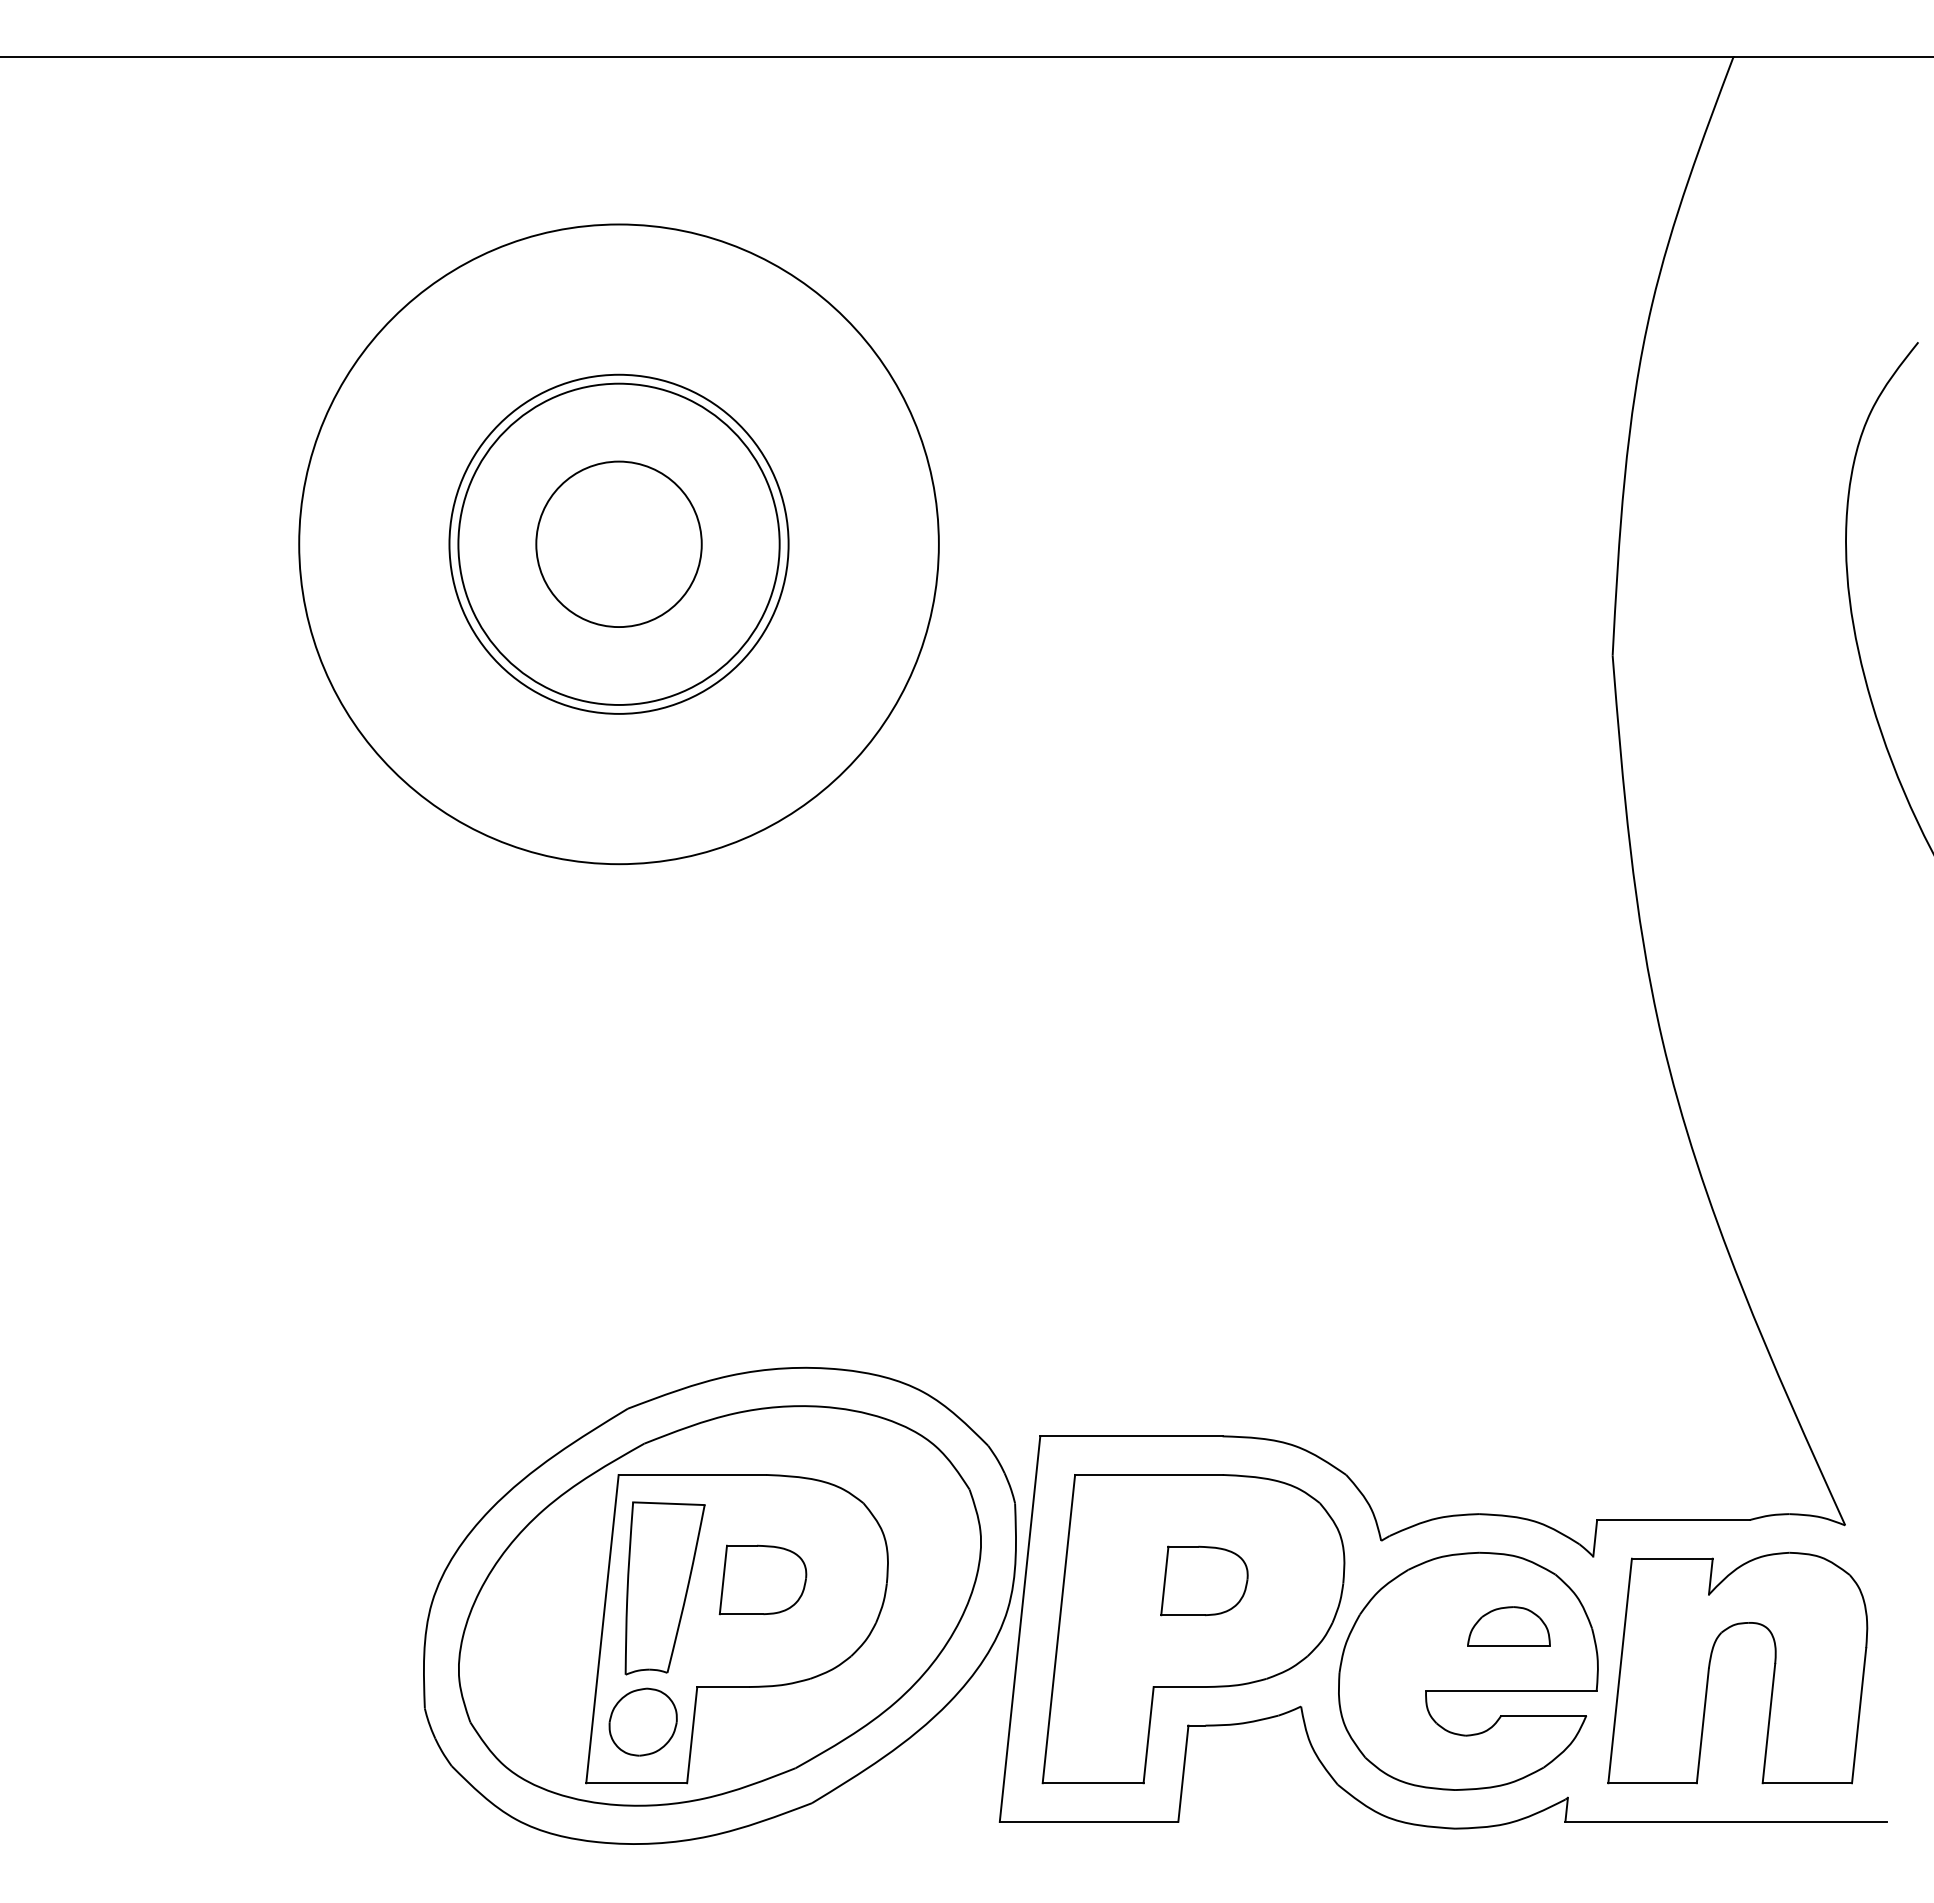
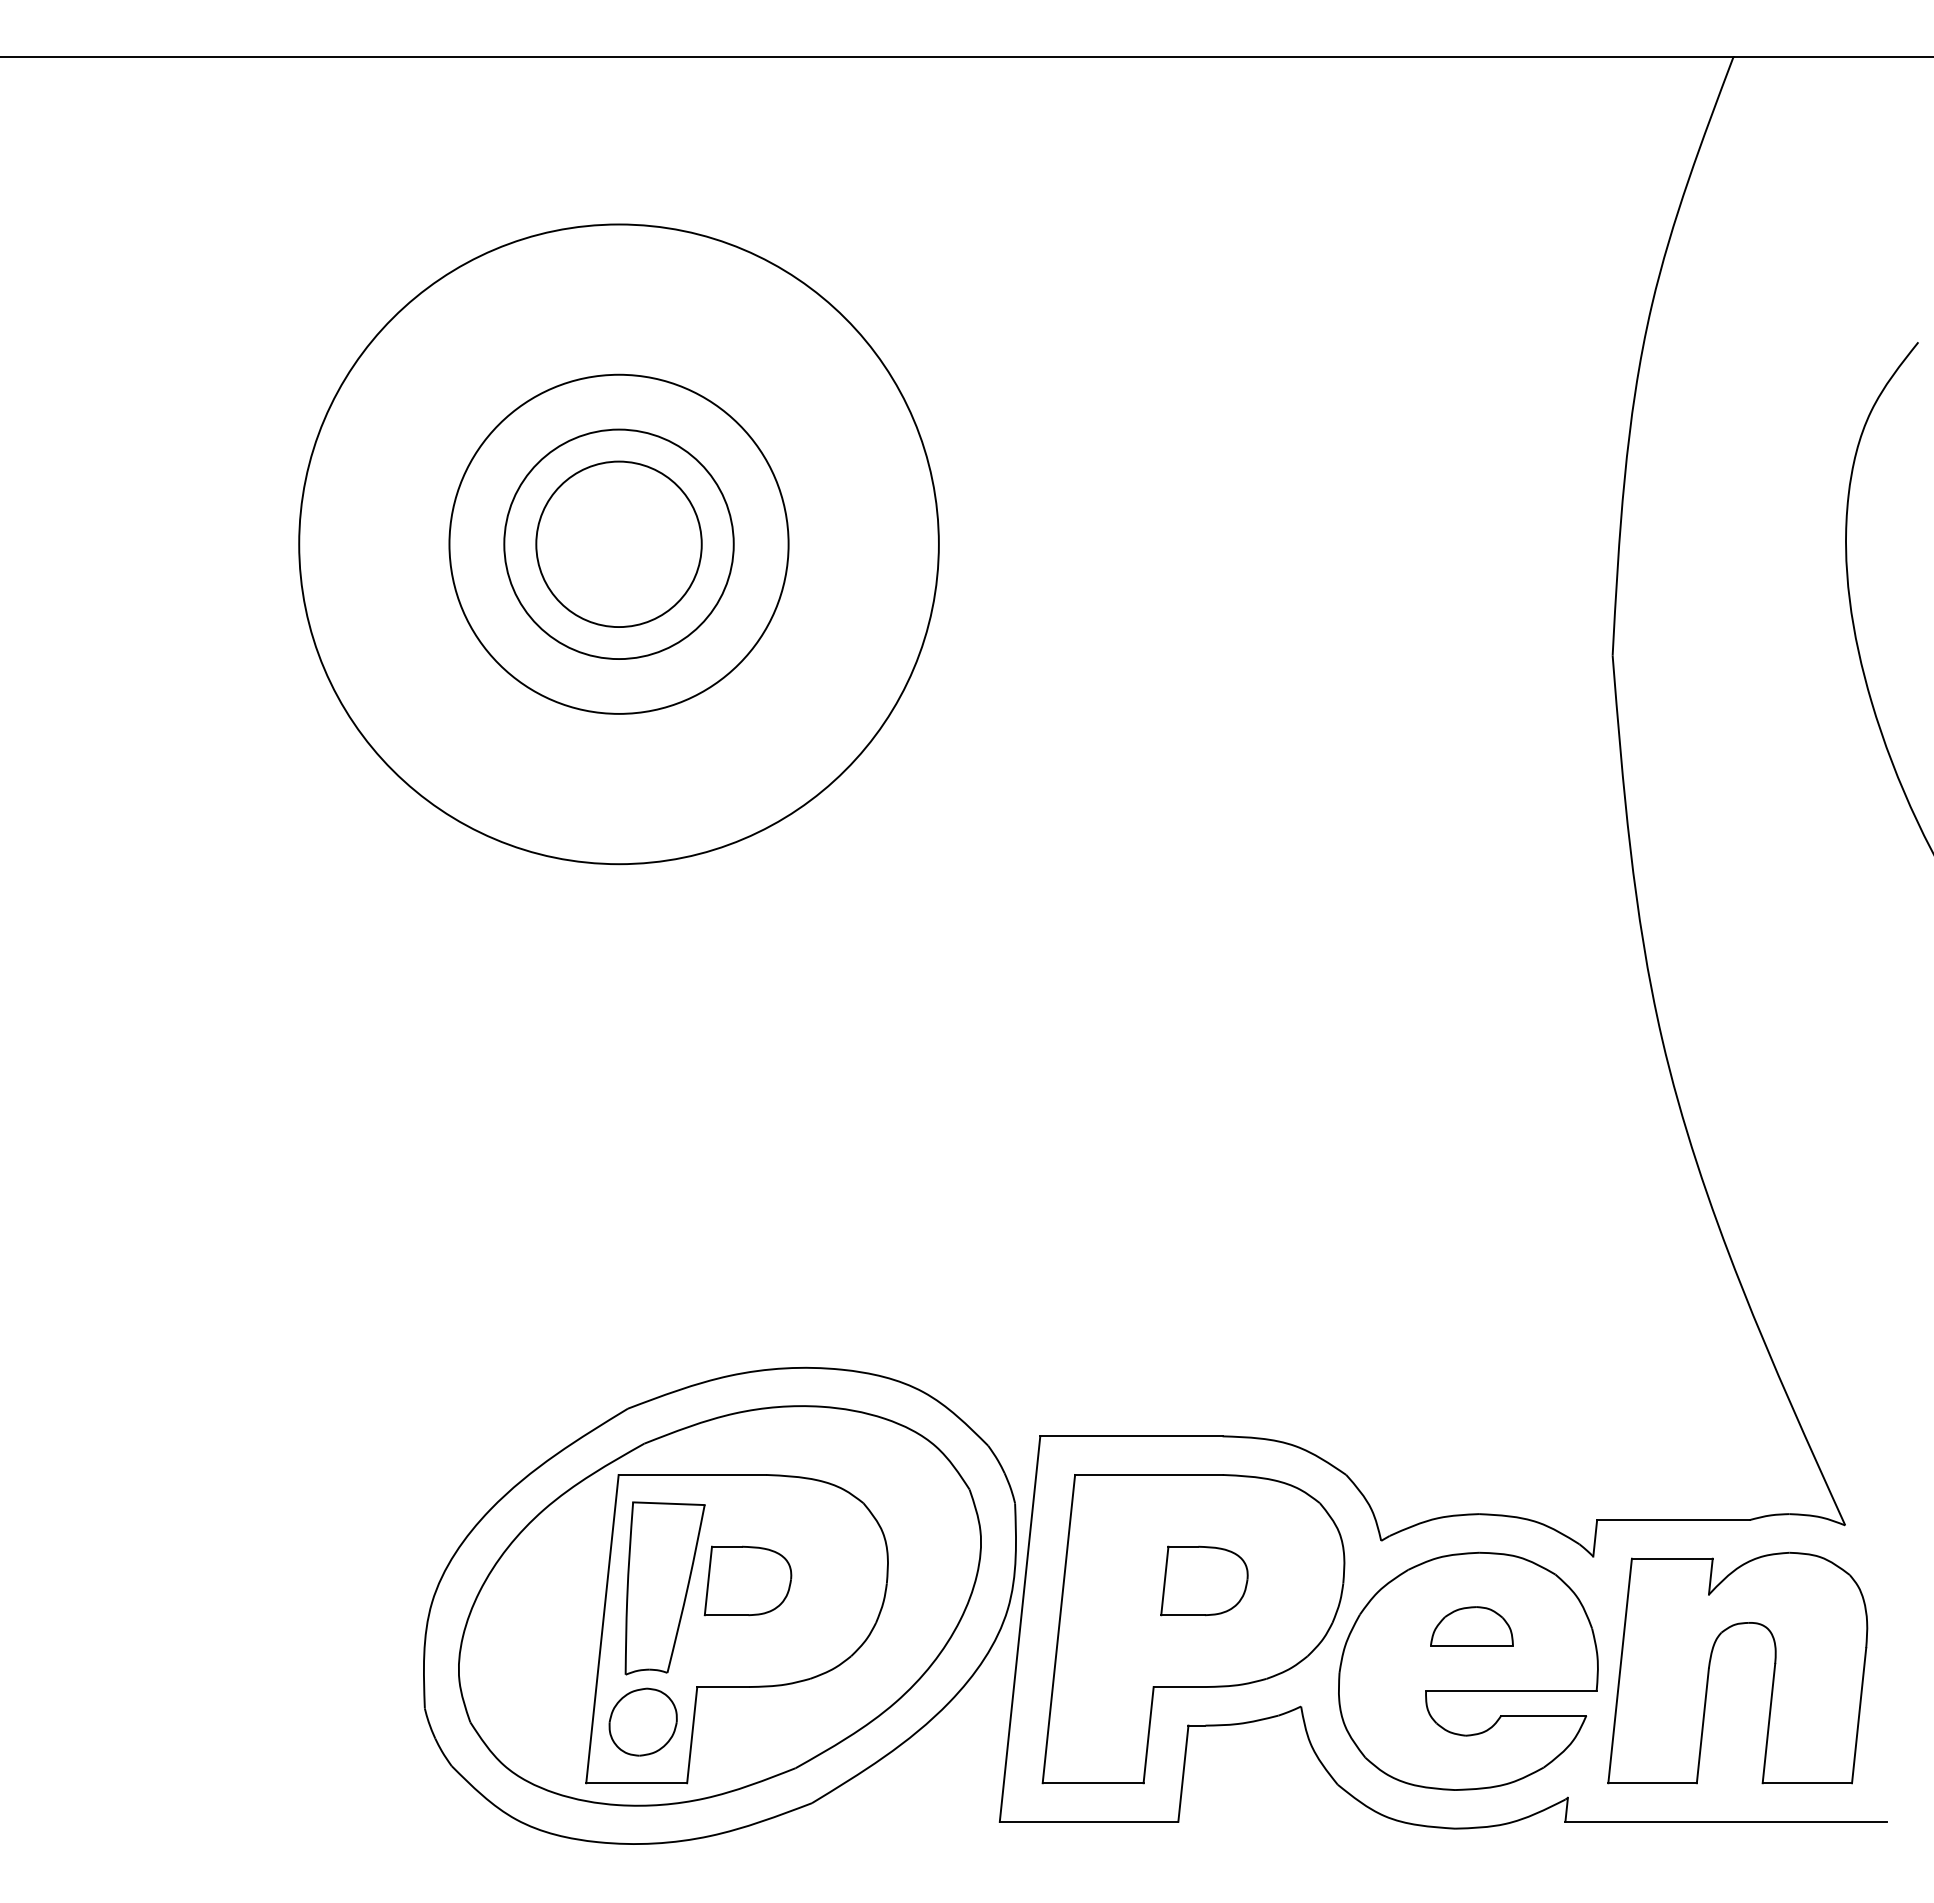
circle diameter: 321 px -> 229 px (618, 544)
part position: (762, 1579) -> (747, 1580) (747, 1580)
part position: (1508, 1626) -> (1471, 1626) (1471, 1626)
